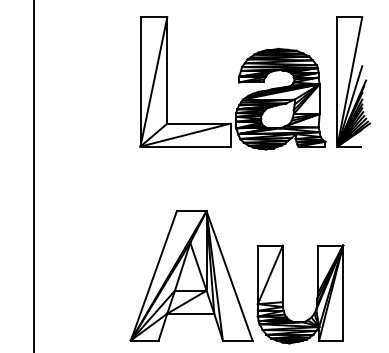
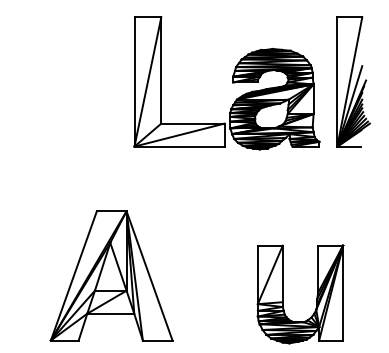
part position: (232, 83) -> (226, 83) (226, 83)
line: present -> none (34, 175)
part position: (191, 275) -> (111, 275) (111, 275)
